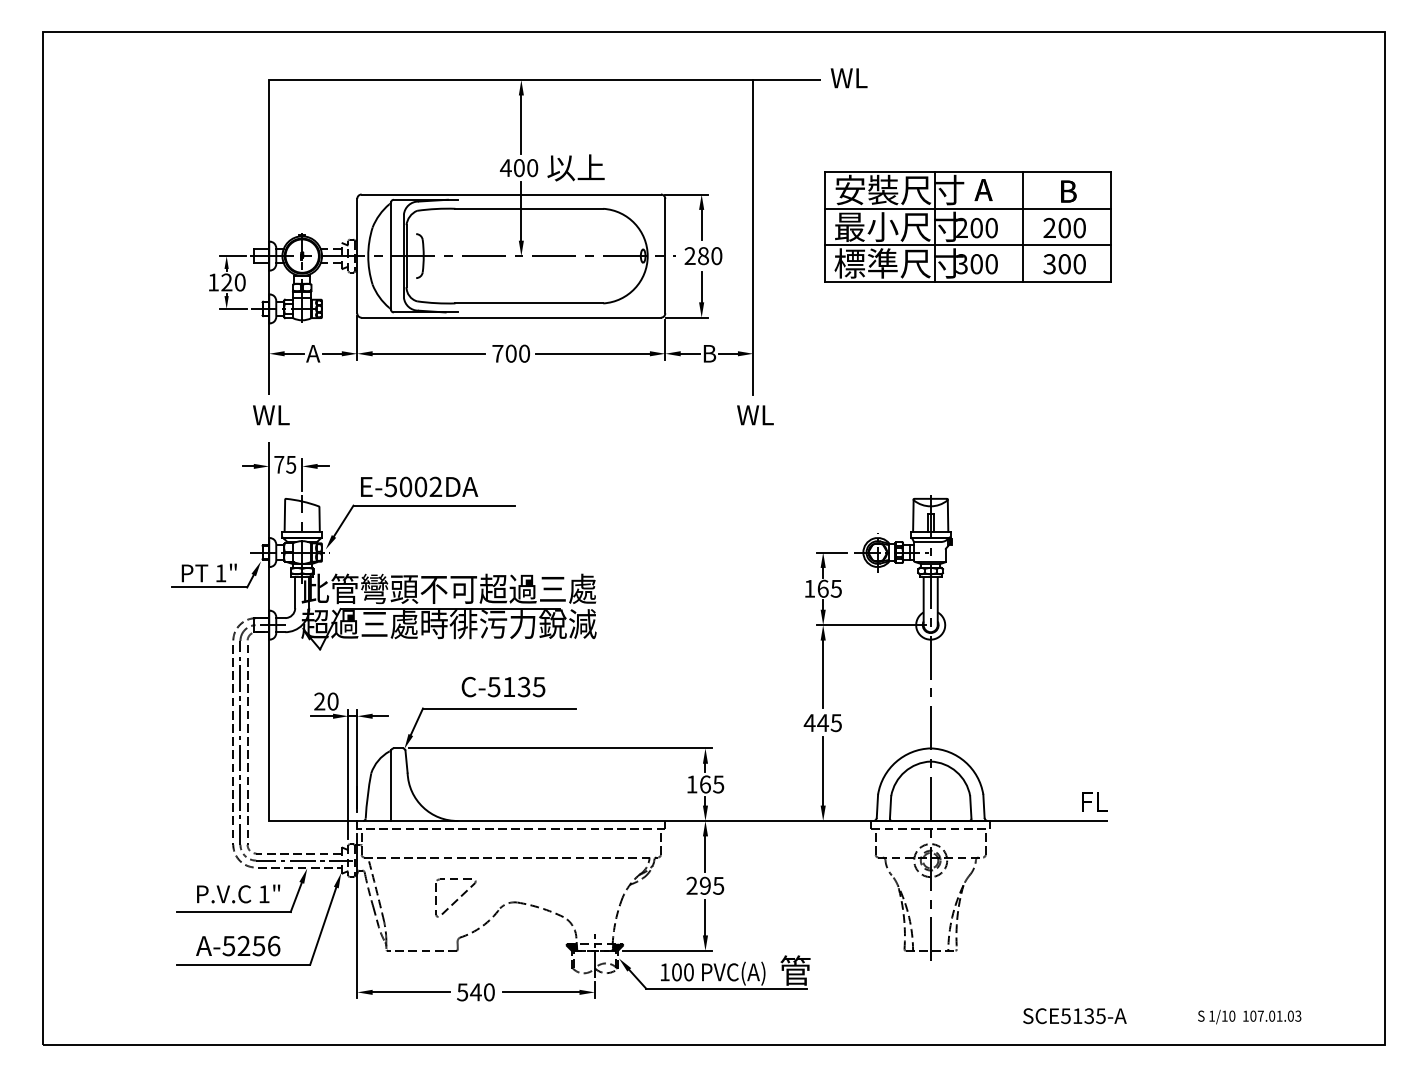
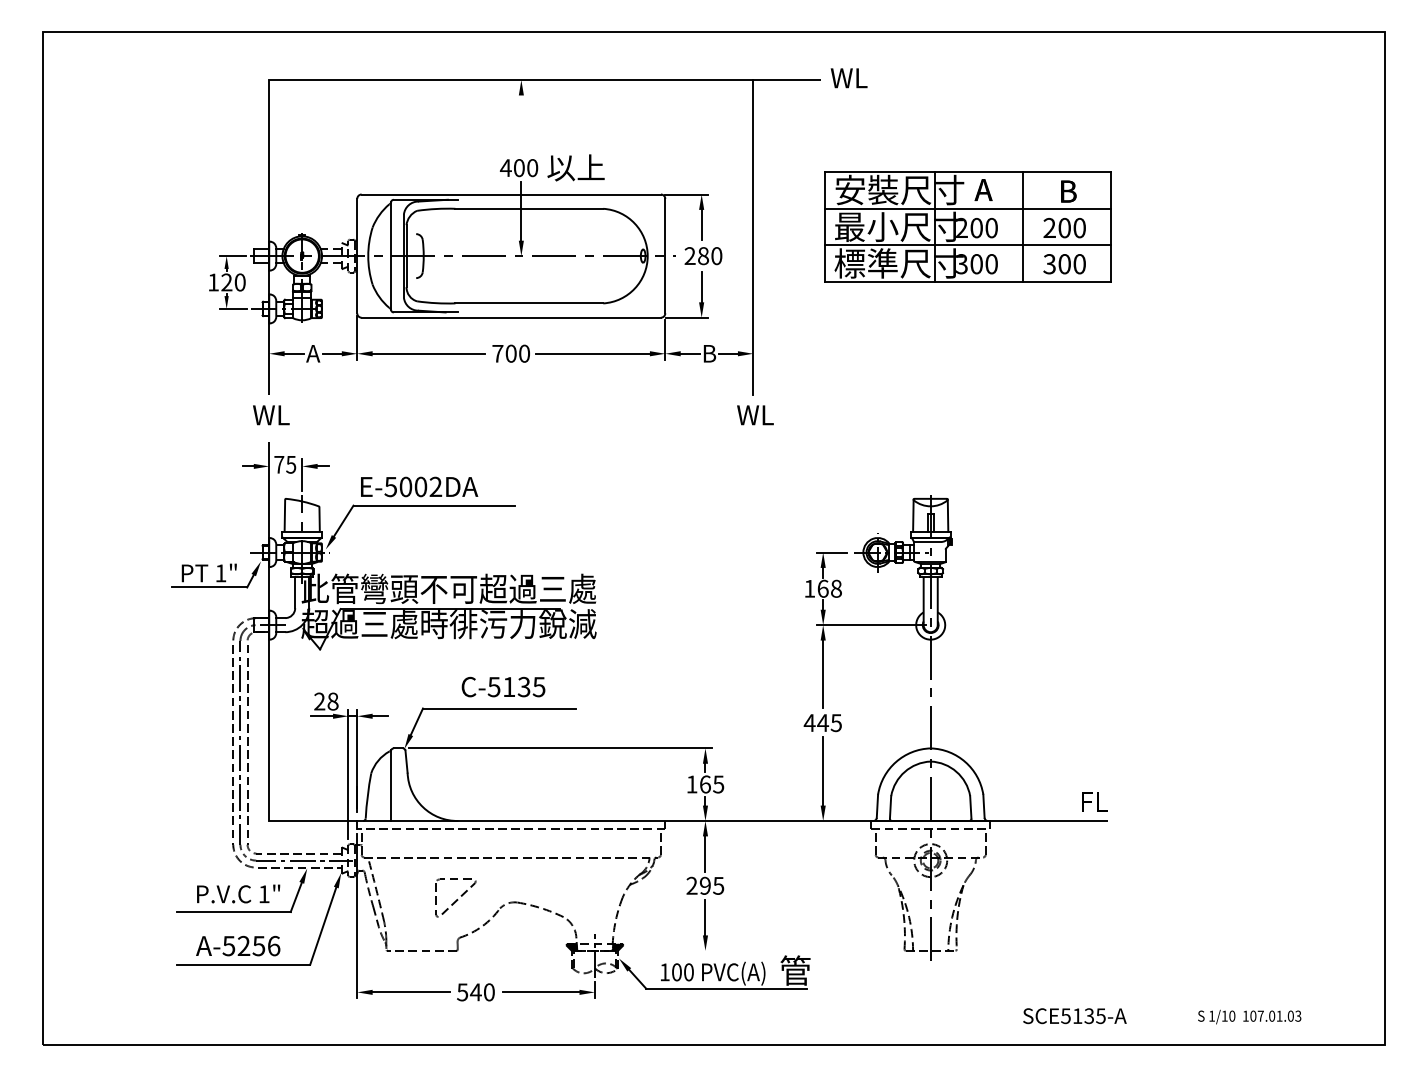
line: present -> none (521, 123)
text: 165 -> 168 (835, 588)
text: 20 -> 28 (332, 701)
line: present -> none (667, 950)
